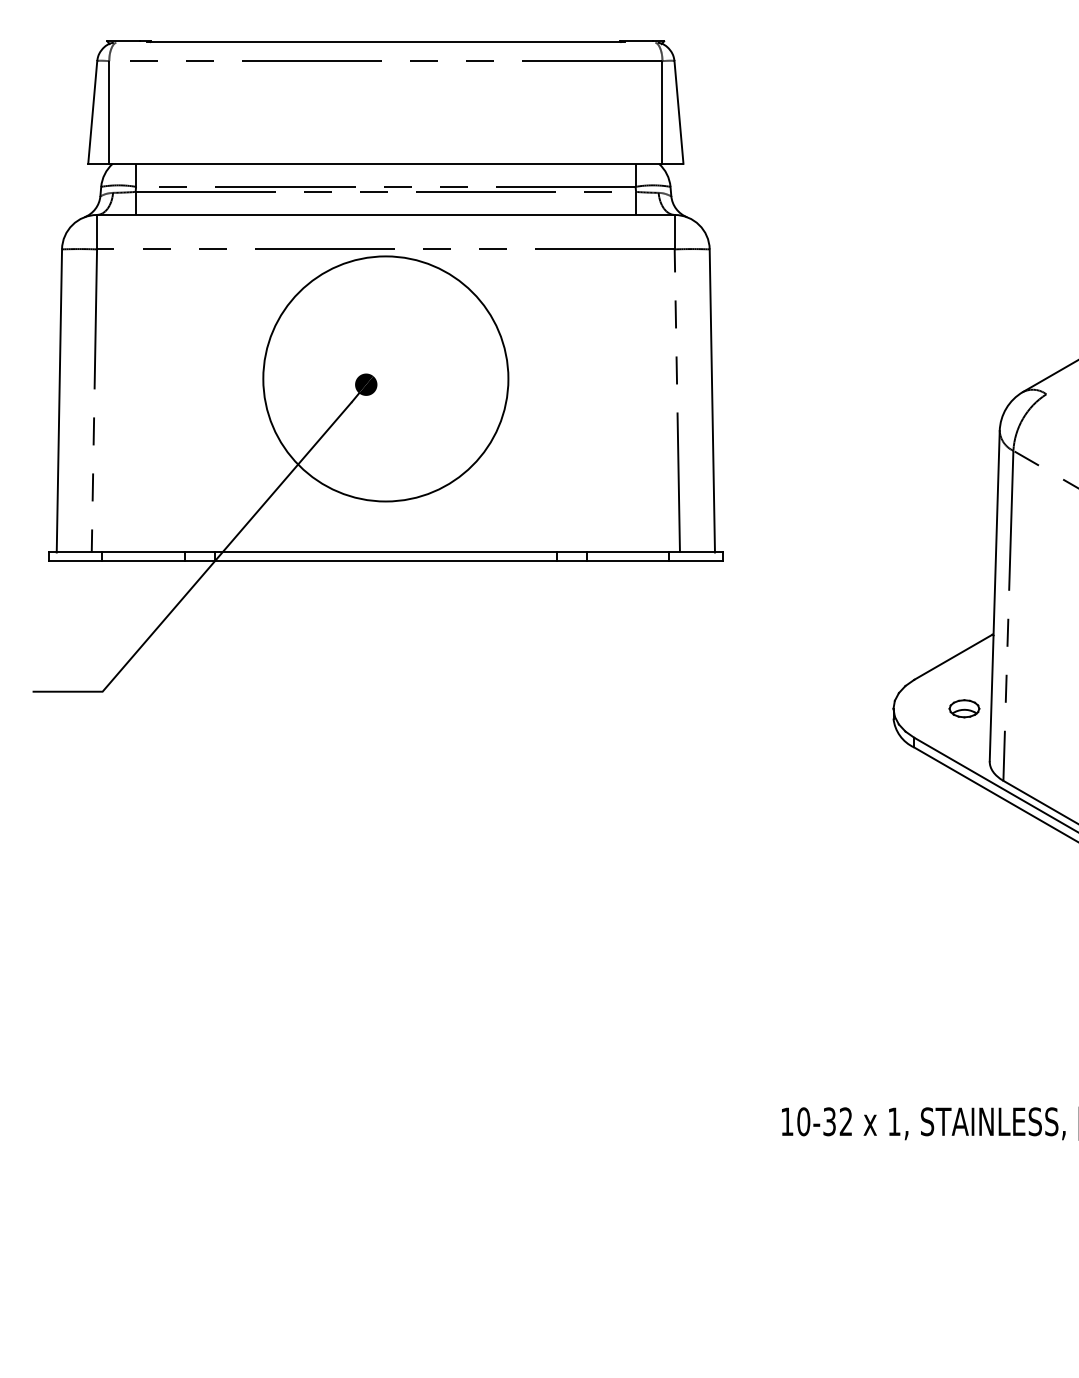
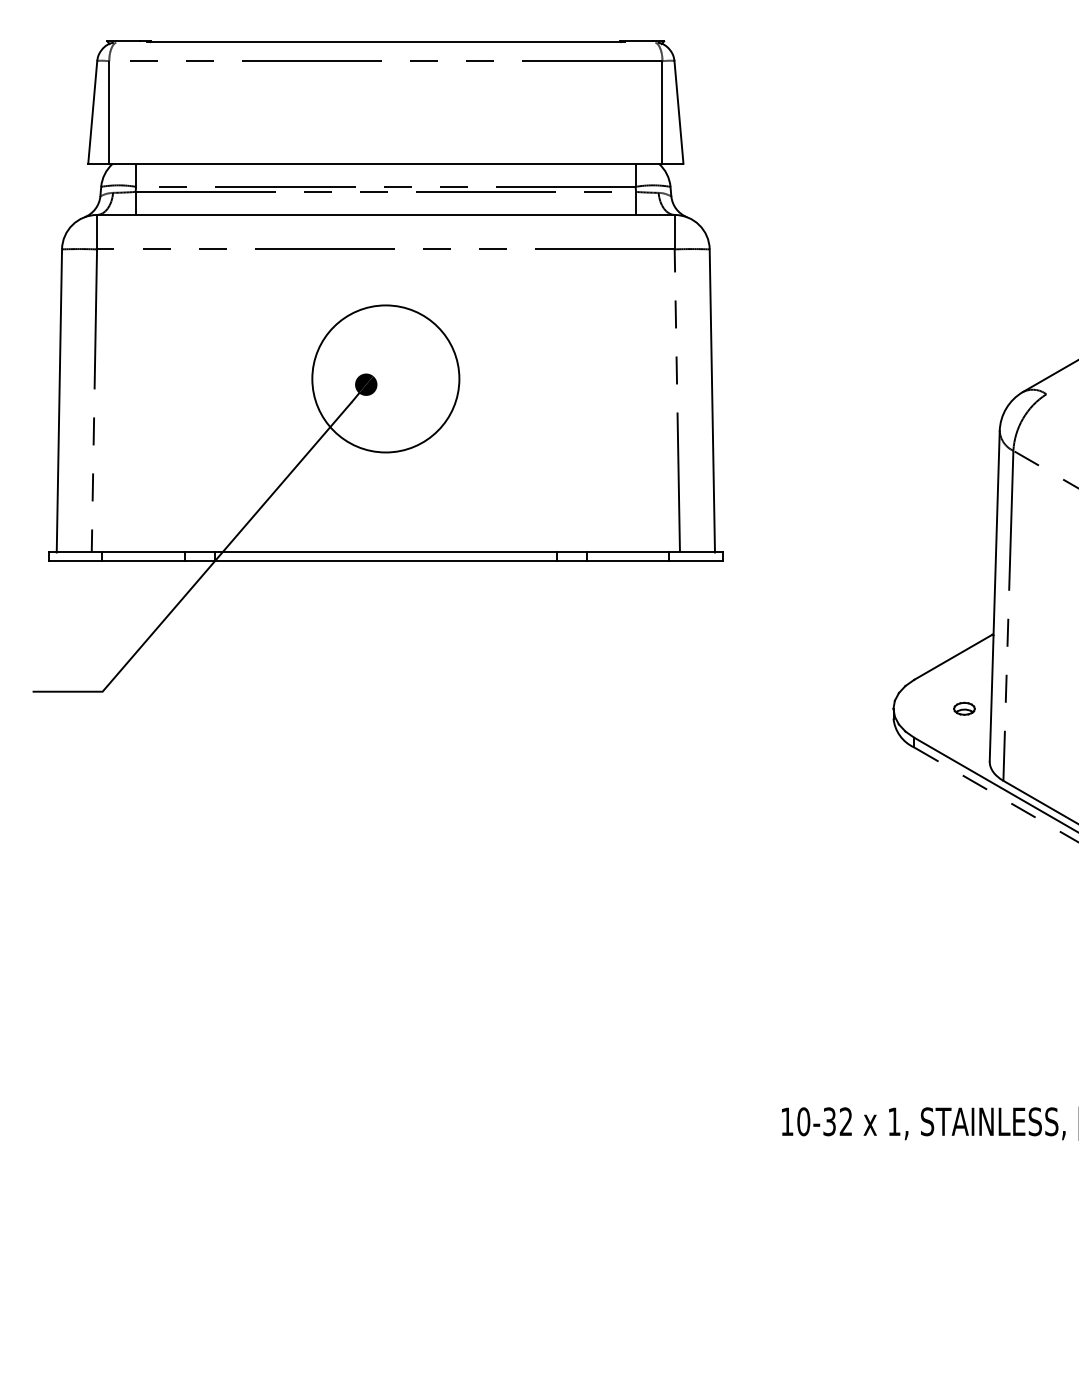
circle diameter: 245 px -> 147 px (385, 378)
part size: 33x20 px -> 23x15 px (964, 708)
line: solid -> dashed (996, 794)
